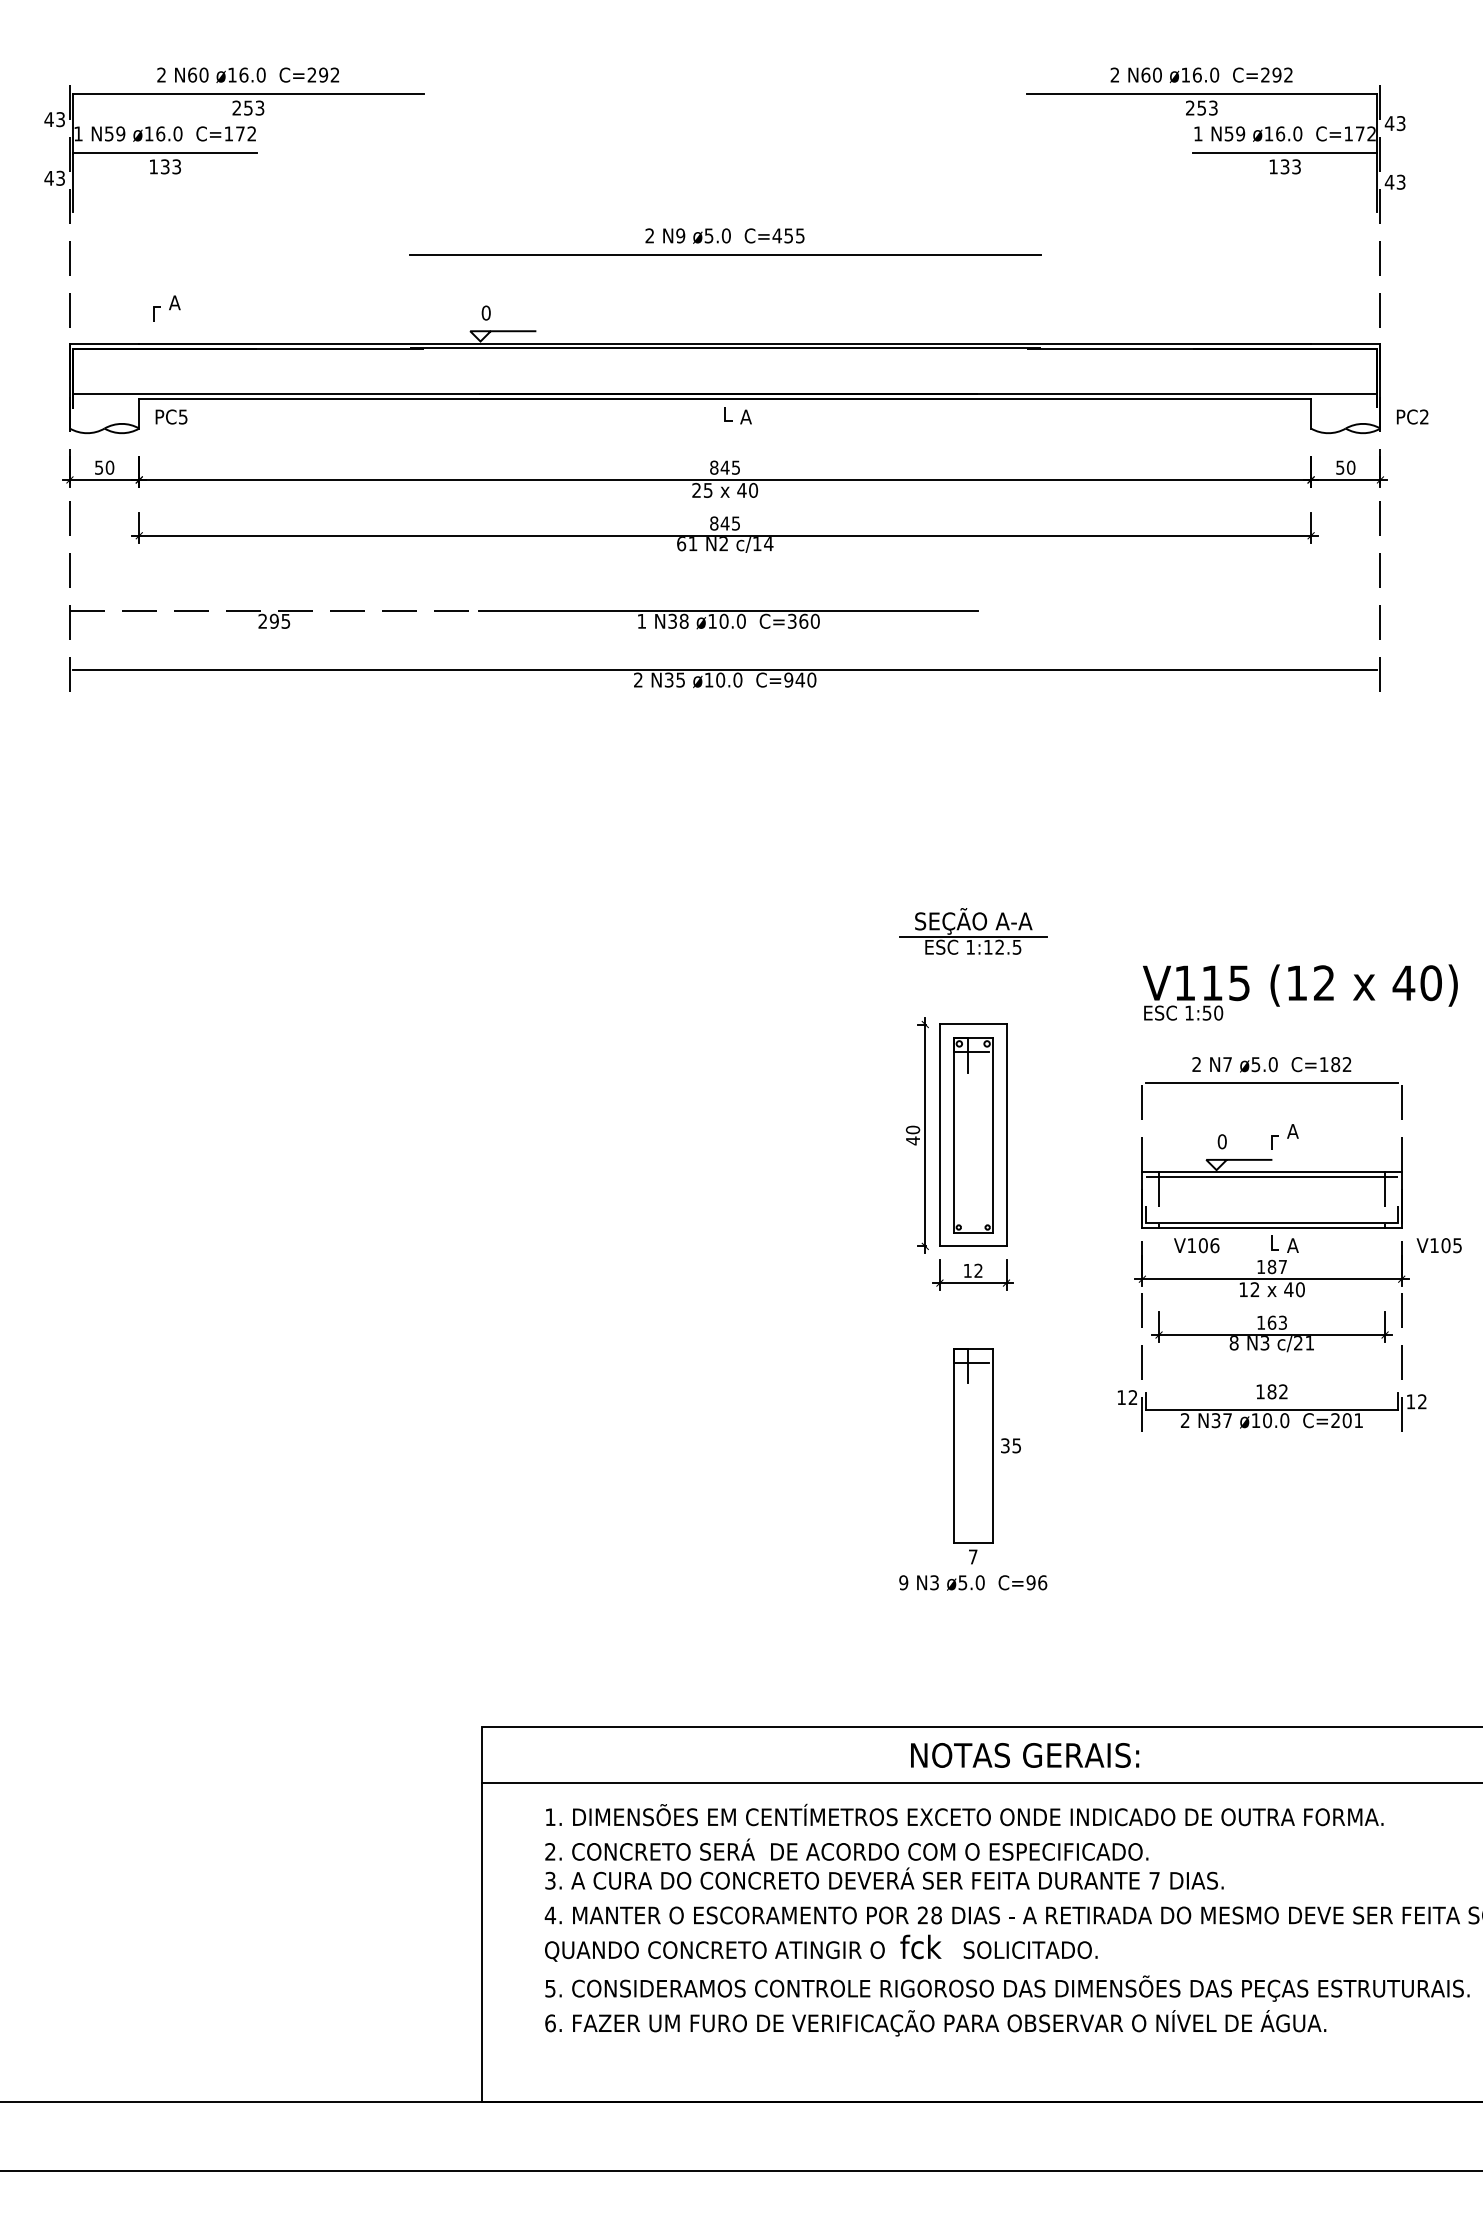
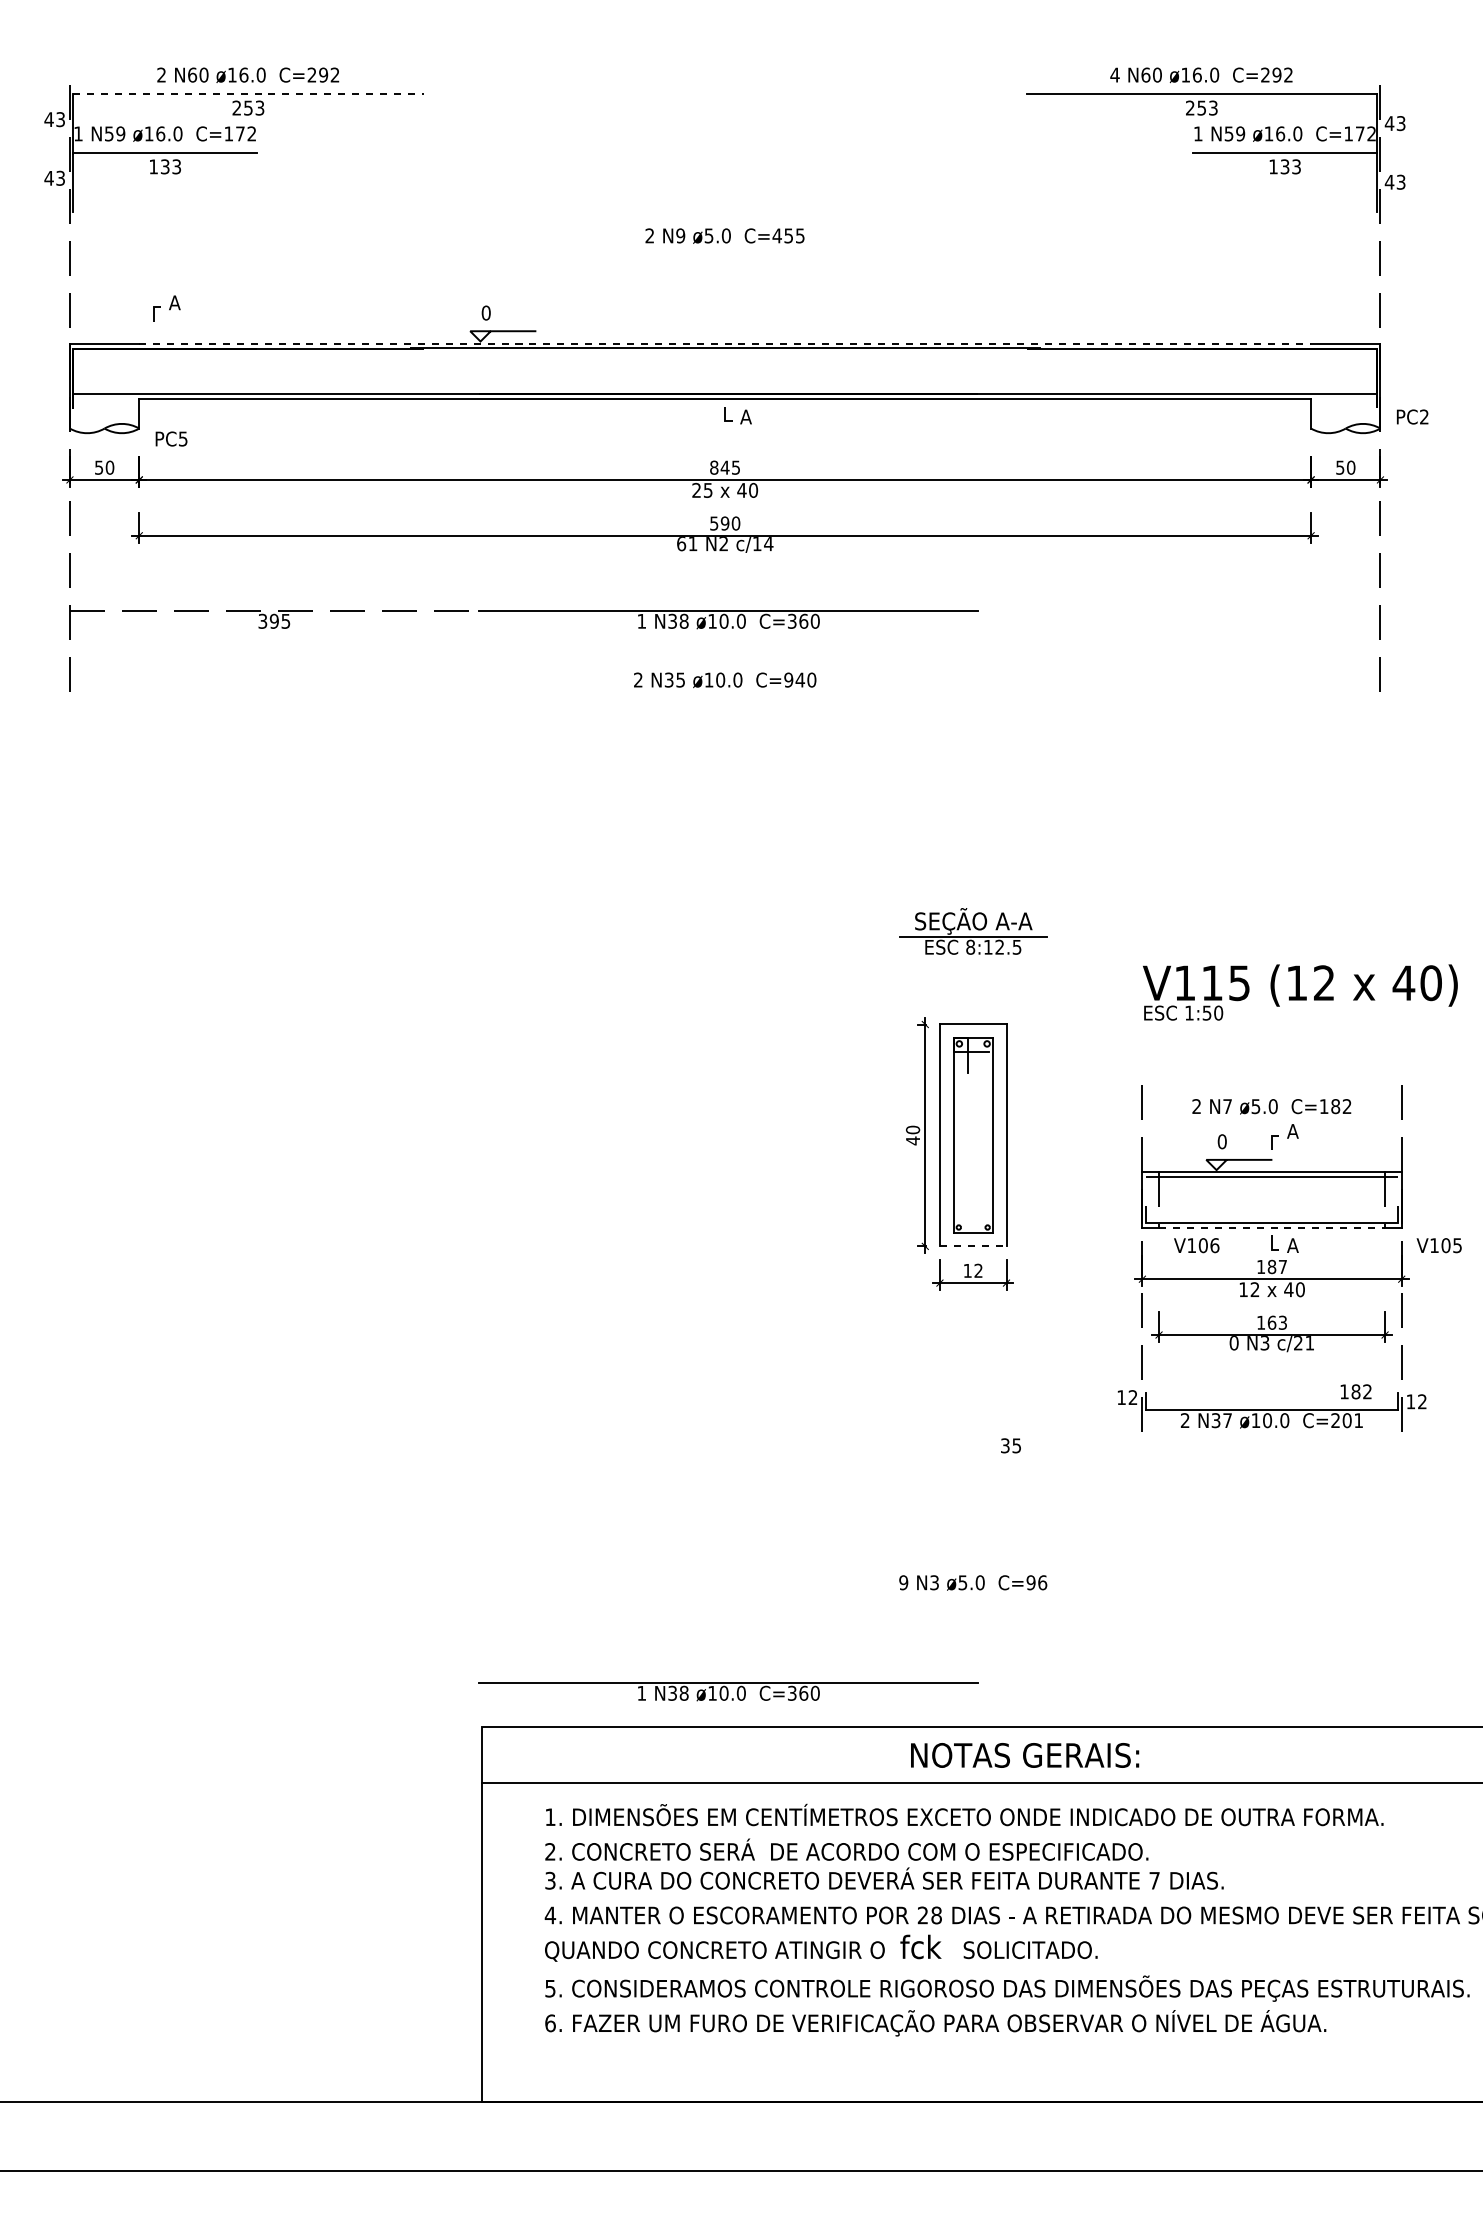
text: 2 -> 4 (1114, 74)
line: solid -> dashed (248, 94)
line: present -> none (724, 254)
line: solid -> dashed (725, 343)
text position: (171, 416) -> (171, 438) (171, 438)
text: 845 -> 590 (725, 523)
text: 295 -> 395 (262, 621)
line: present -> none (724, 669)
text: 1:12.5 -> 8:12.5 (970, 946)
text position: (1271, 1064) -> (1271, 1106) (1271, 1106)
line: present -> none (1271, 1083)
line: solid -> dashed (1272, 1227)
line: solid -> dashed (973, 1246)
text: 8 -> 0 (1233, 1343)
text position: (1271, 1391) -> (1355, 1391) (1355, 1391)
part: present -> none (973, 1456)
part: none -> present (728, 1691)
